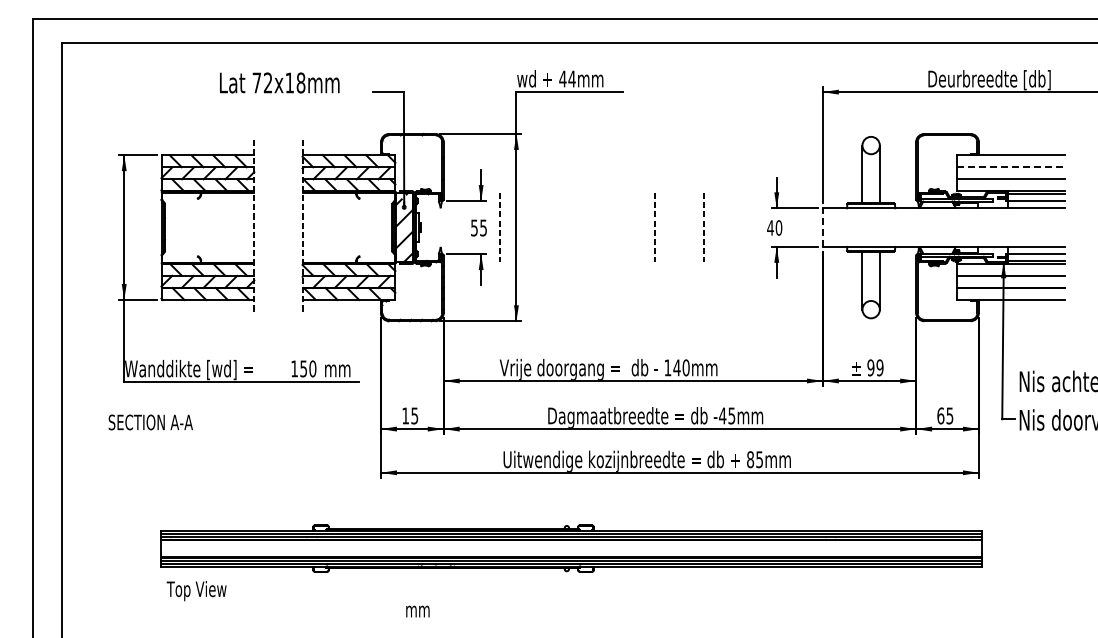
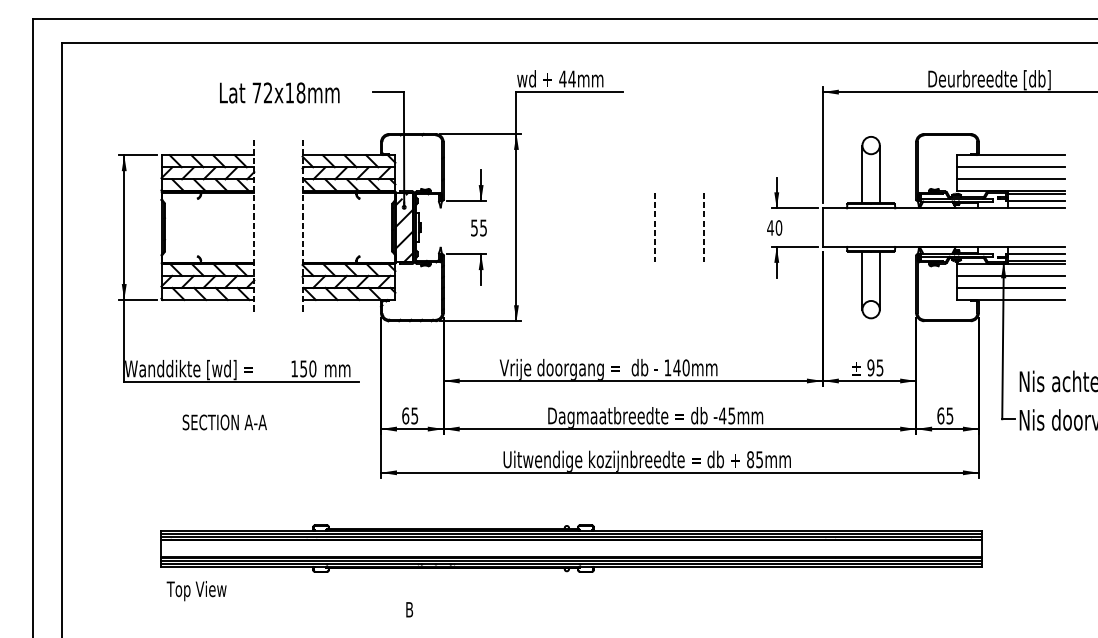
text position: (279, 82) -> (279, 92) (279, 92)
line: dashed -> solid (1011, 167)
line: present -> none (499, 226)
line: dashed -> solid (822, 227)
text: 99 -> 95 (879, 367)
text: 15 -> 65 (405, 415)
text position: (150, 422) -> (224, 422) (224, 422)
text: mm -> B (417, 609)
